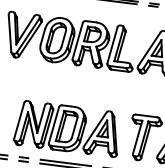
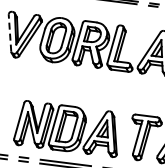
line: solid -> dashed (9, 32)
